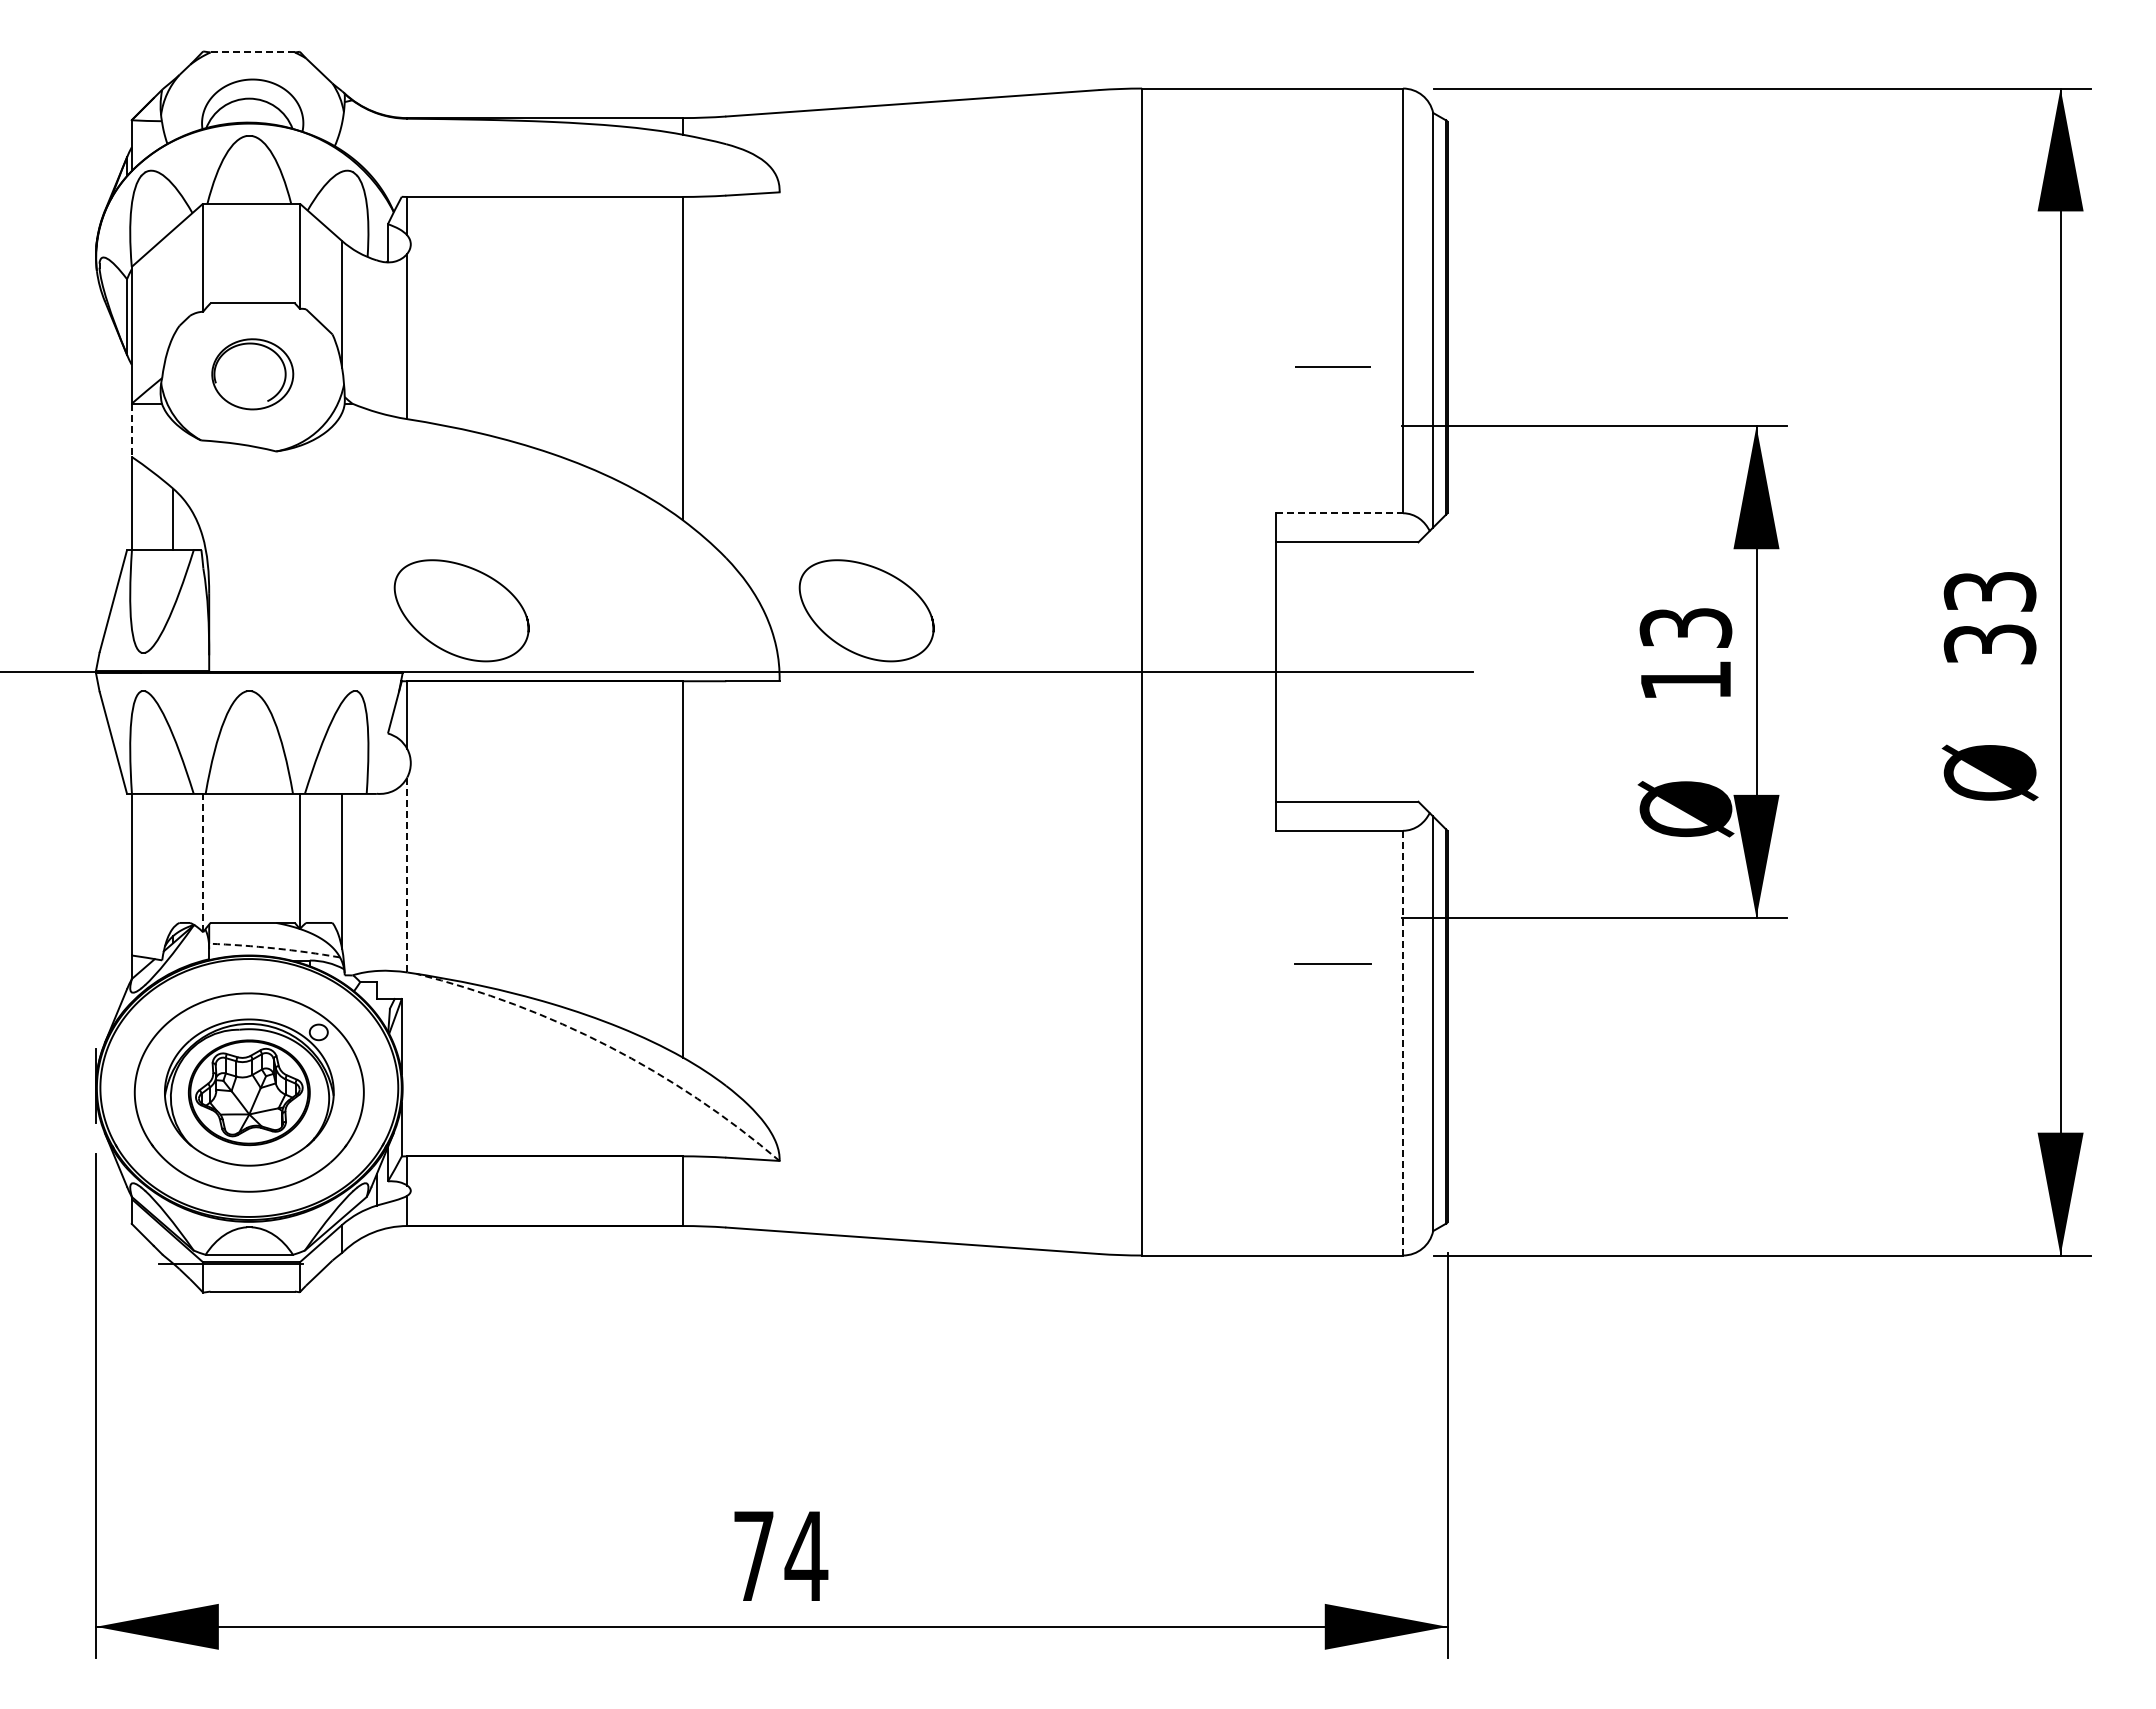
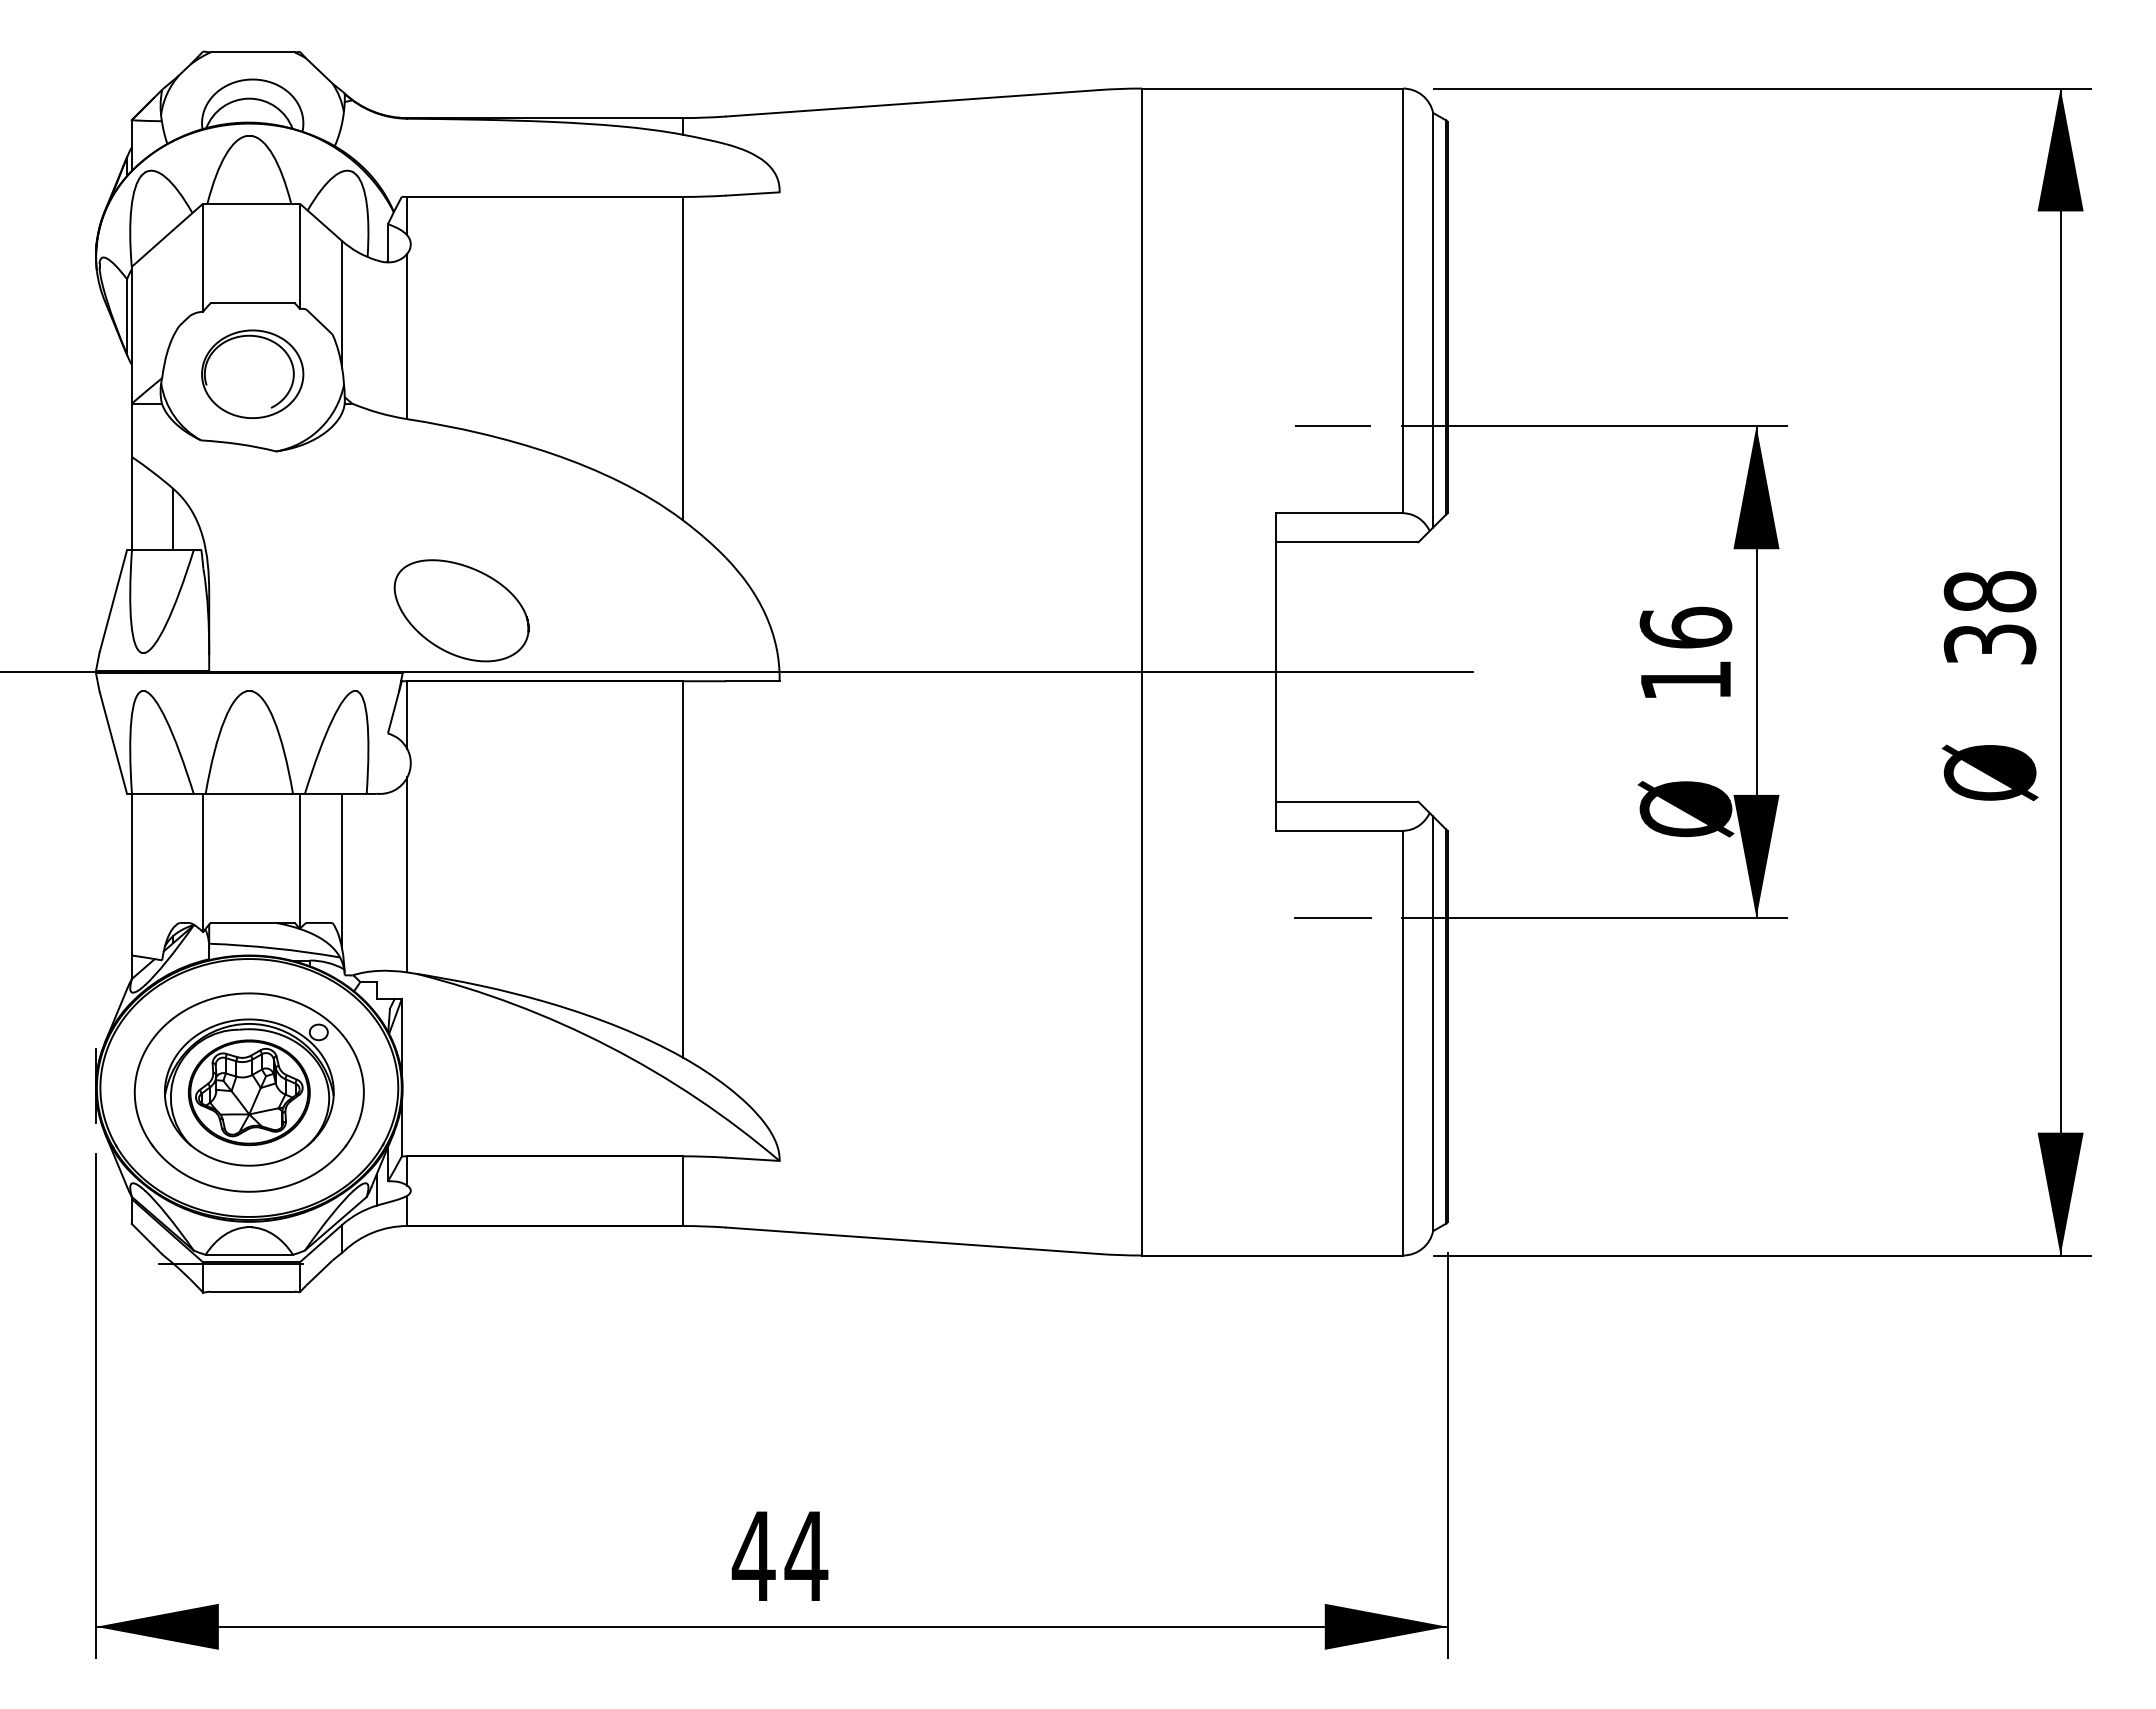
line: dashed -> solid (252, 52)
line position: (1332, 366) -> (1332, 425) (1332, 425)
part size: 84x73 px -> 104x91 px (252, 374)
line: dashed -> solid (131, 430)
line: dashed -> solid (1339, 513)
curve: present -> none (885, 573)
text: 33 -> 38 (1989, 591)
text: 13 -> 16 (1685, 627)
line: dashed -> solid (203, 862)
line: dashed -> solid (407, 874)
arc: dashed -> solid (274, 948)
line position: (1332, 963) -> (1332, 917) (1332, 917)
line: dashed -> solid (1403, 1042)
arc: dashed -> solid (608, 1046)
text: 74 -> 44 (753, 1555)
